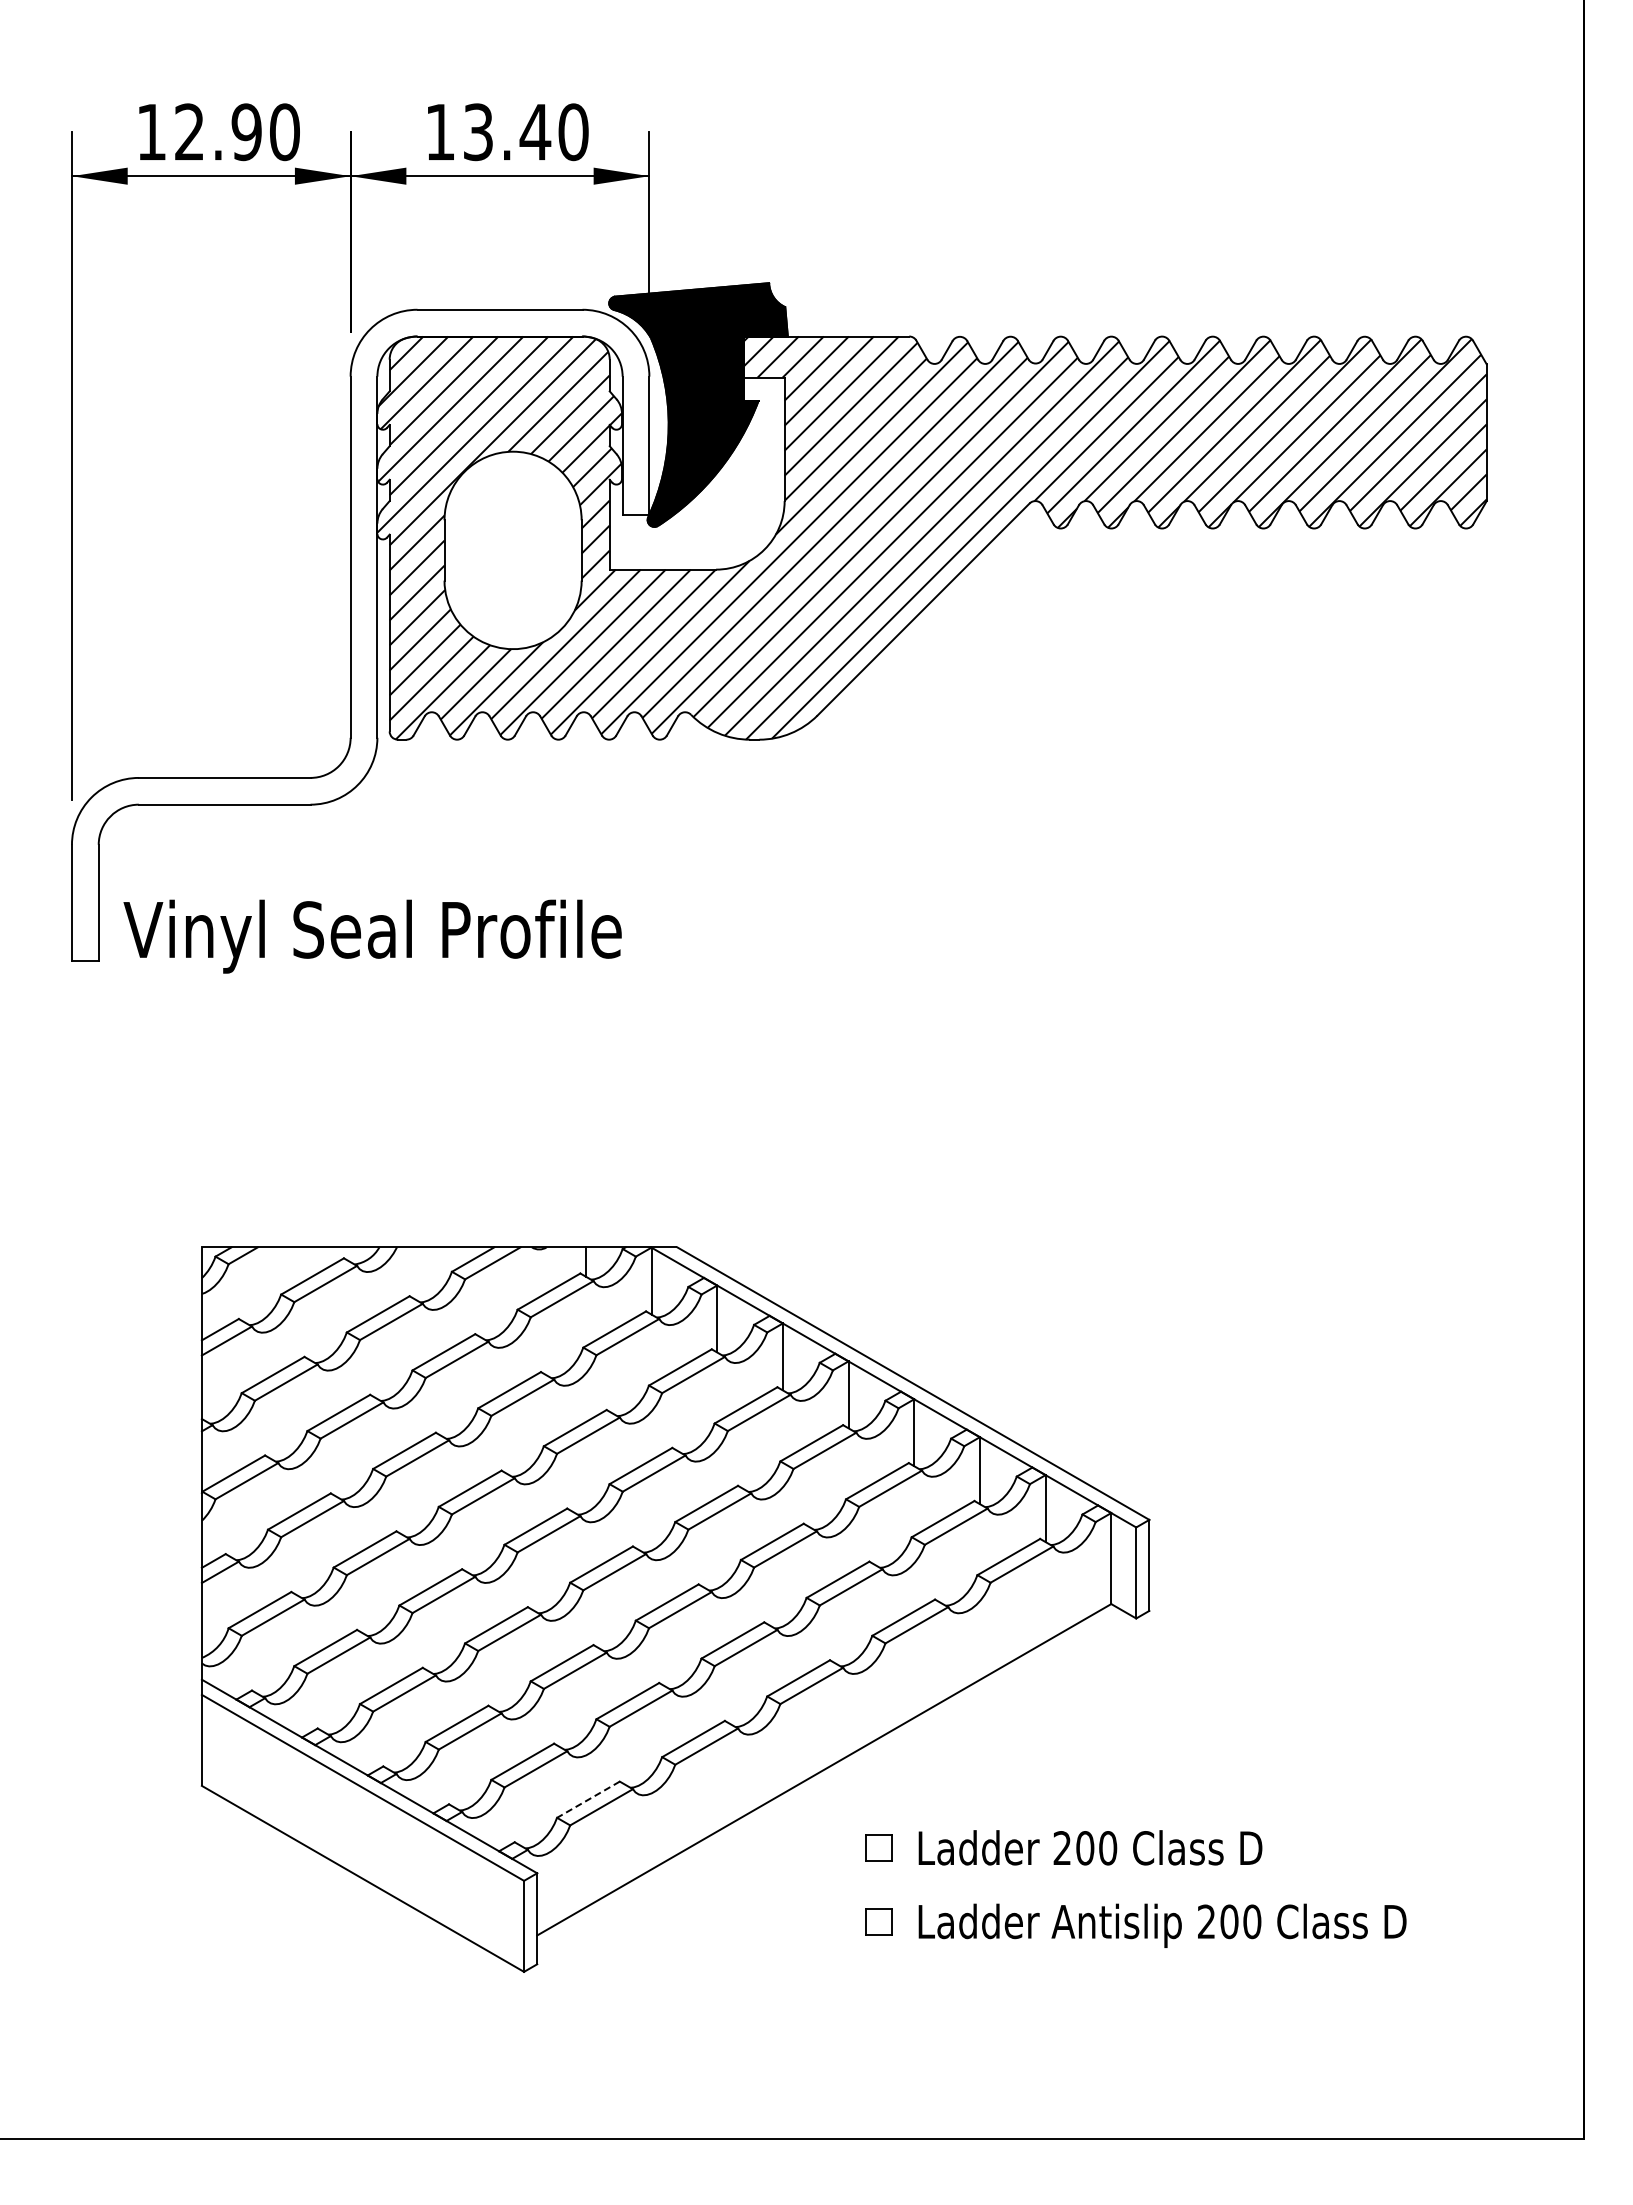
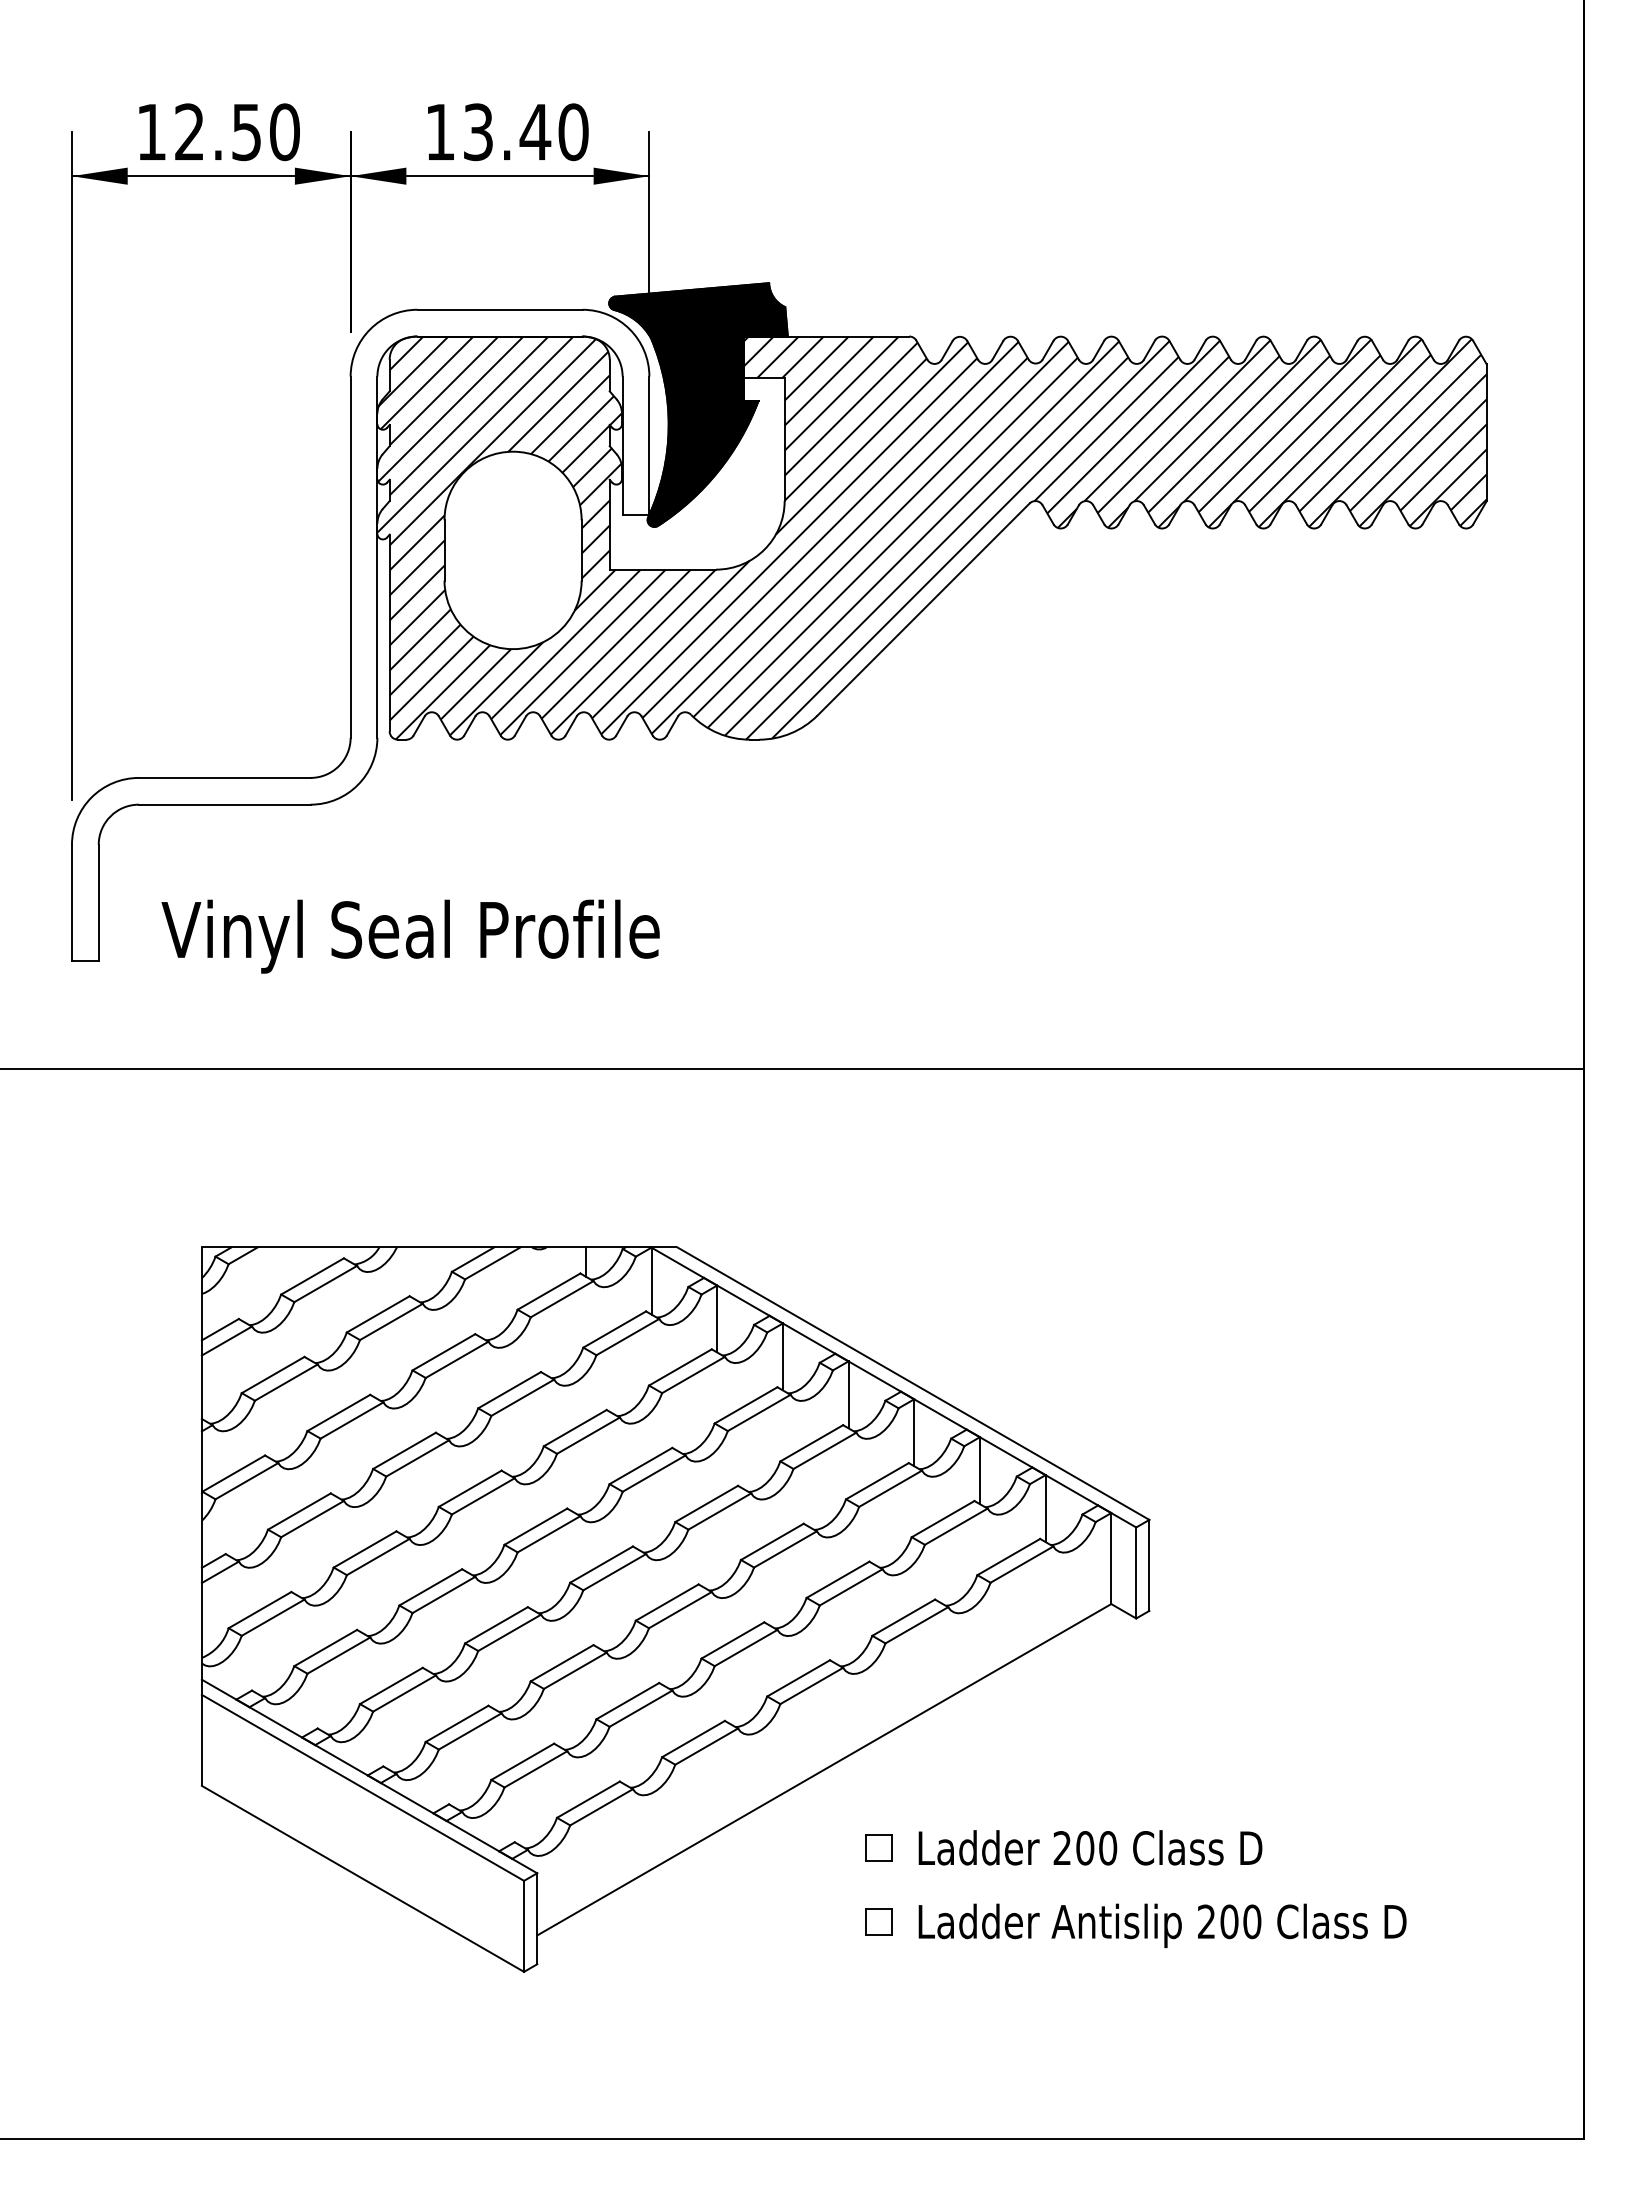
text: 12.90 -> 12.50 (246, 131)
text position: (372, 936) -> (410, 936) (410, 936)
line: none -> present (792, 1068)
line: dashed -> solid (588, 1799)
